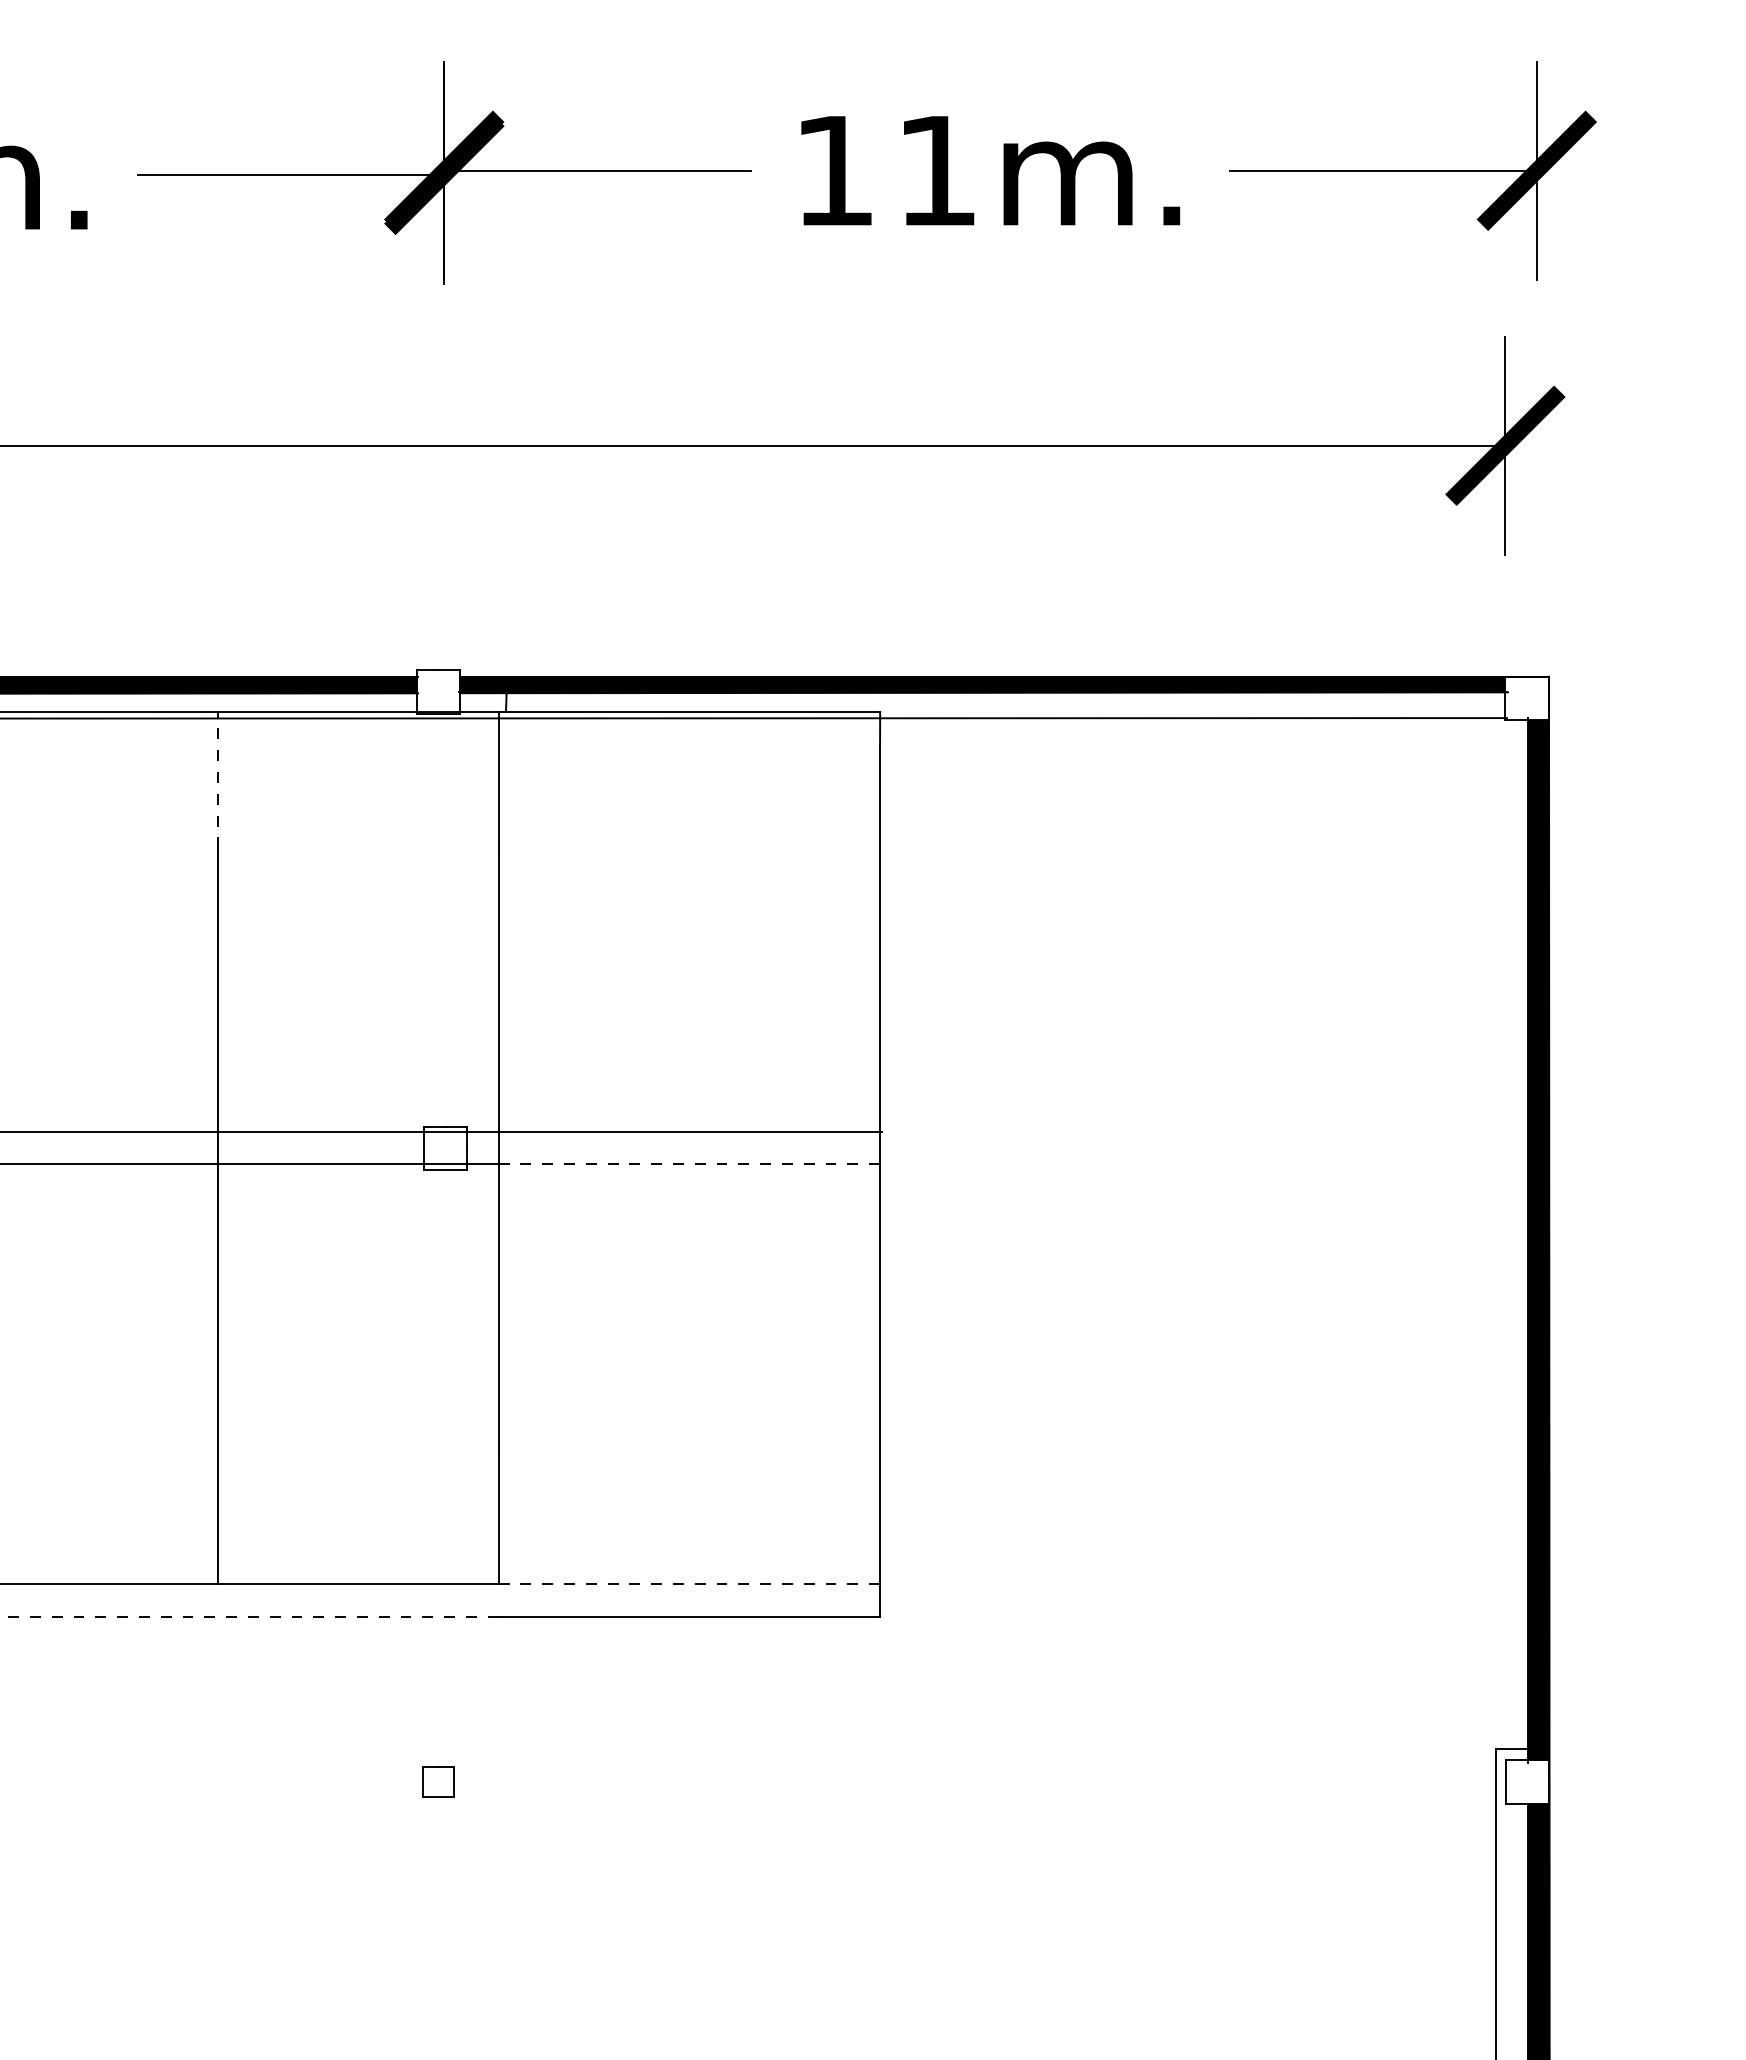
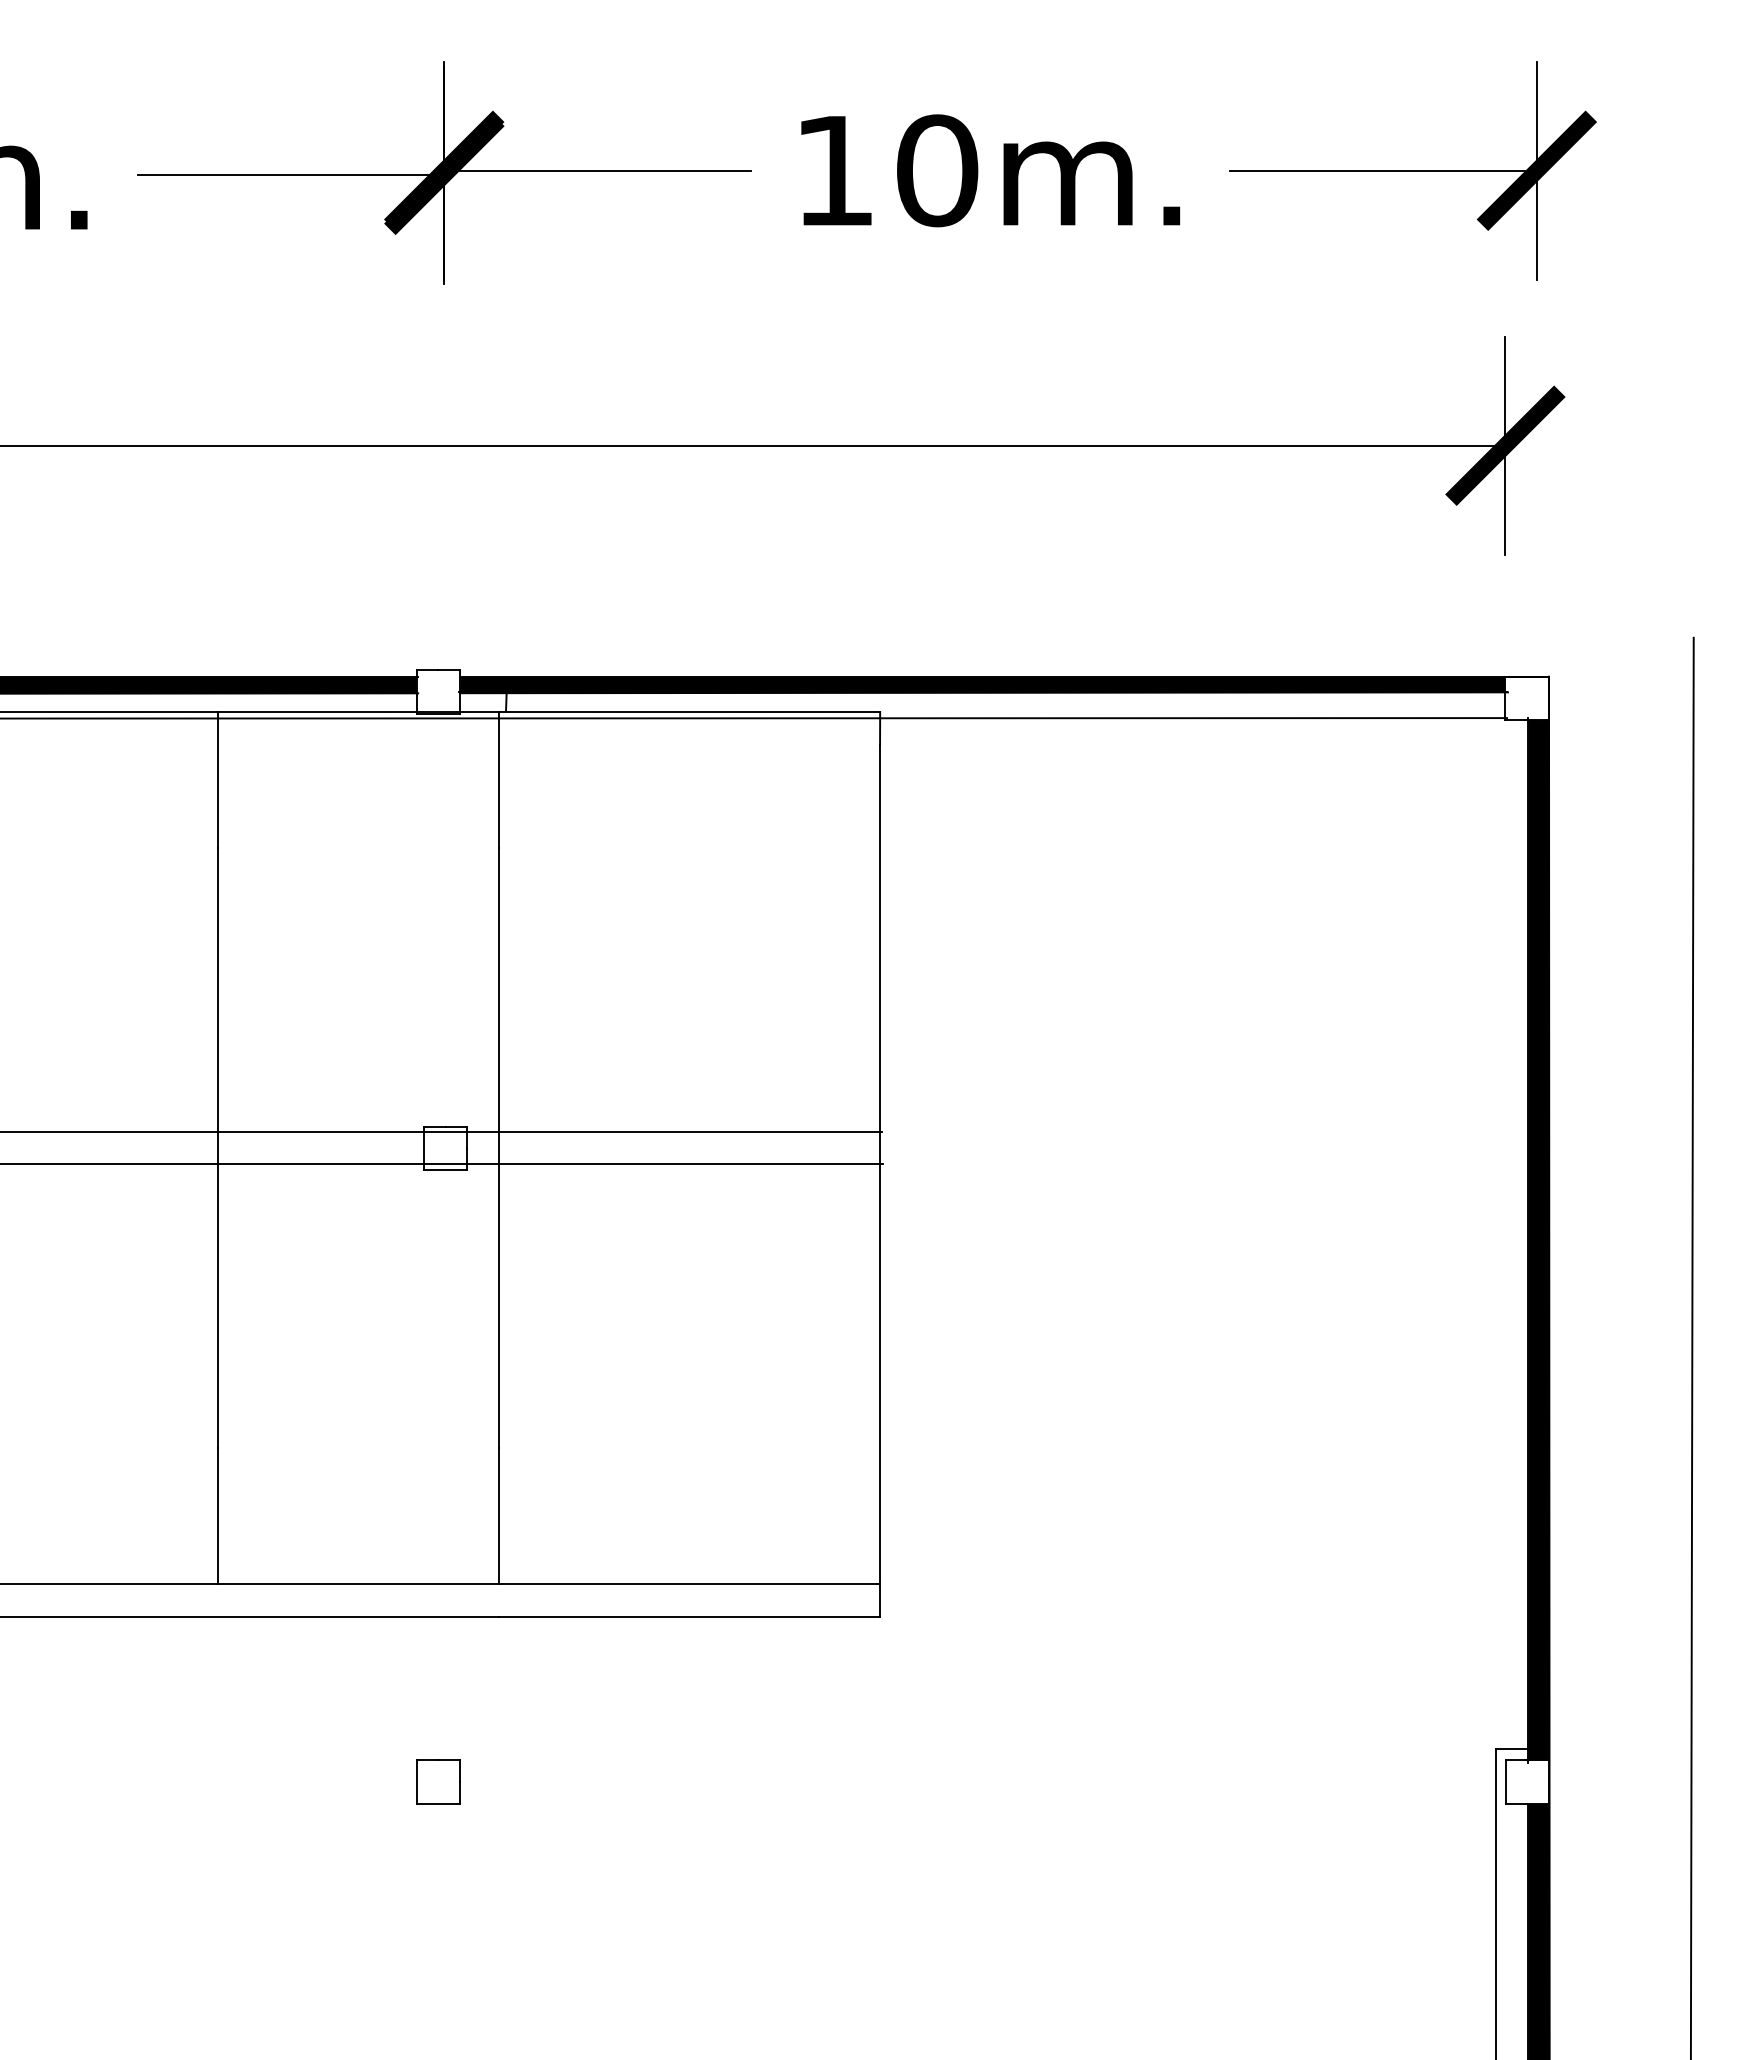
text: 11m. -> 10m. (937, 170)
line: dashed -> solid (217, 779)
line: dashed -> solid (690, 1164)
line: none -> present (1691, 1346)
line: dashed -> solid (689, 1583)
line: dashed -> solid (249, 1616)
part size: 33x32 px -> 45x46 px (438, 1781)
